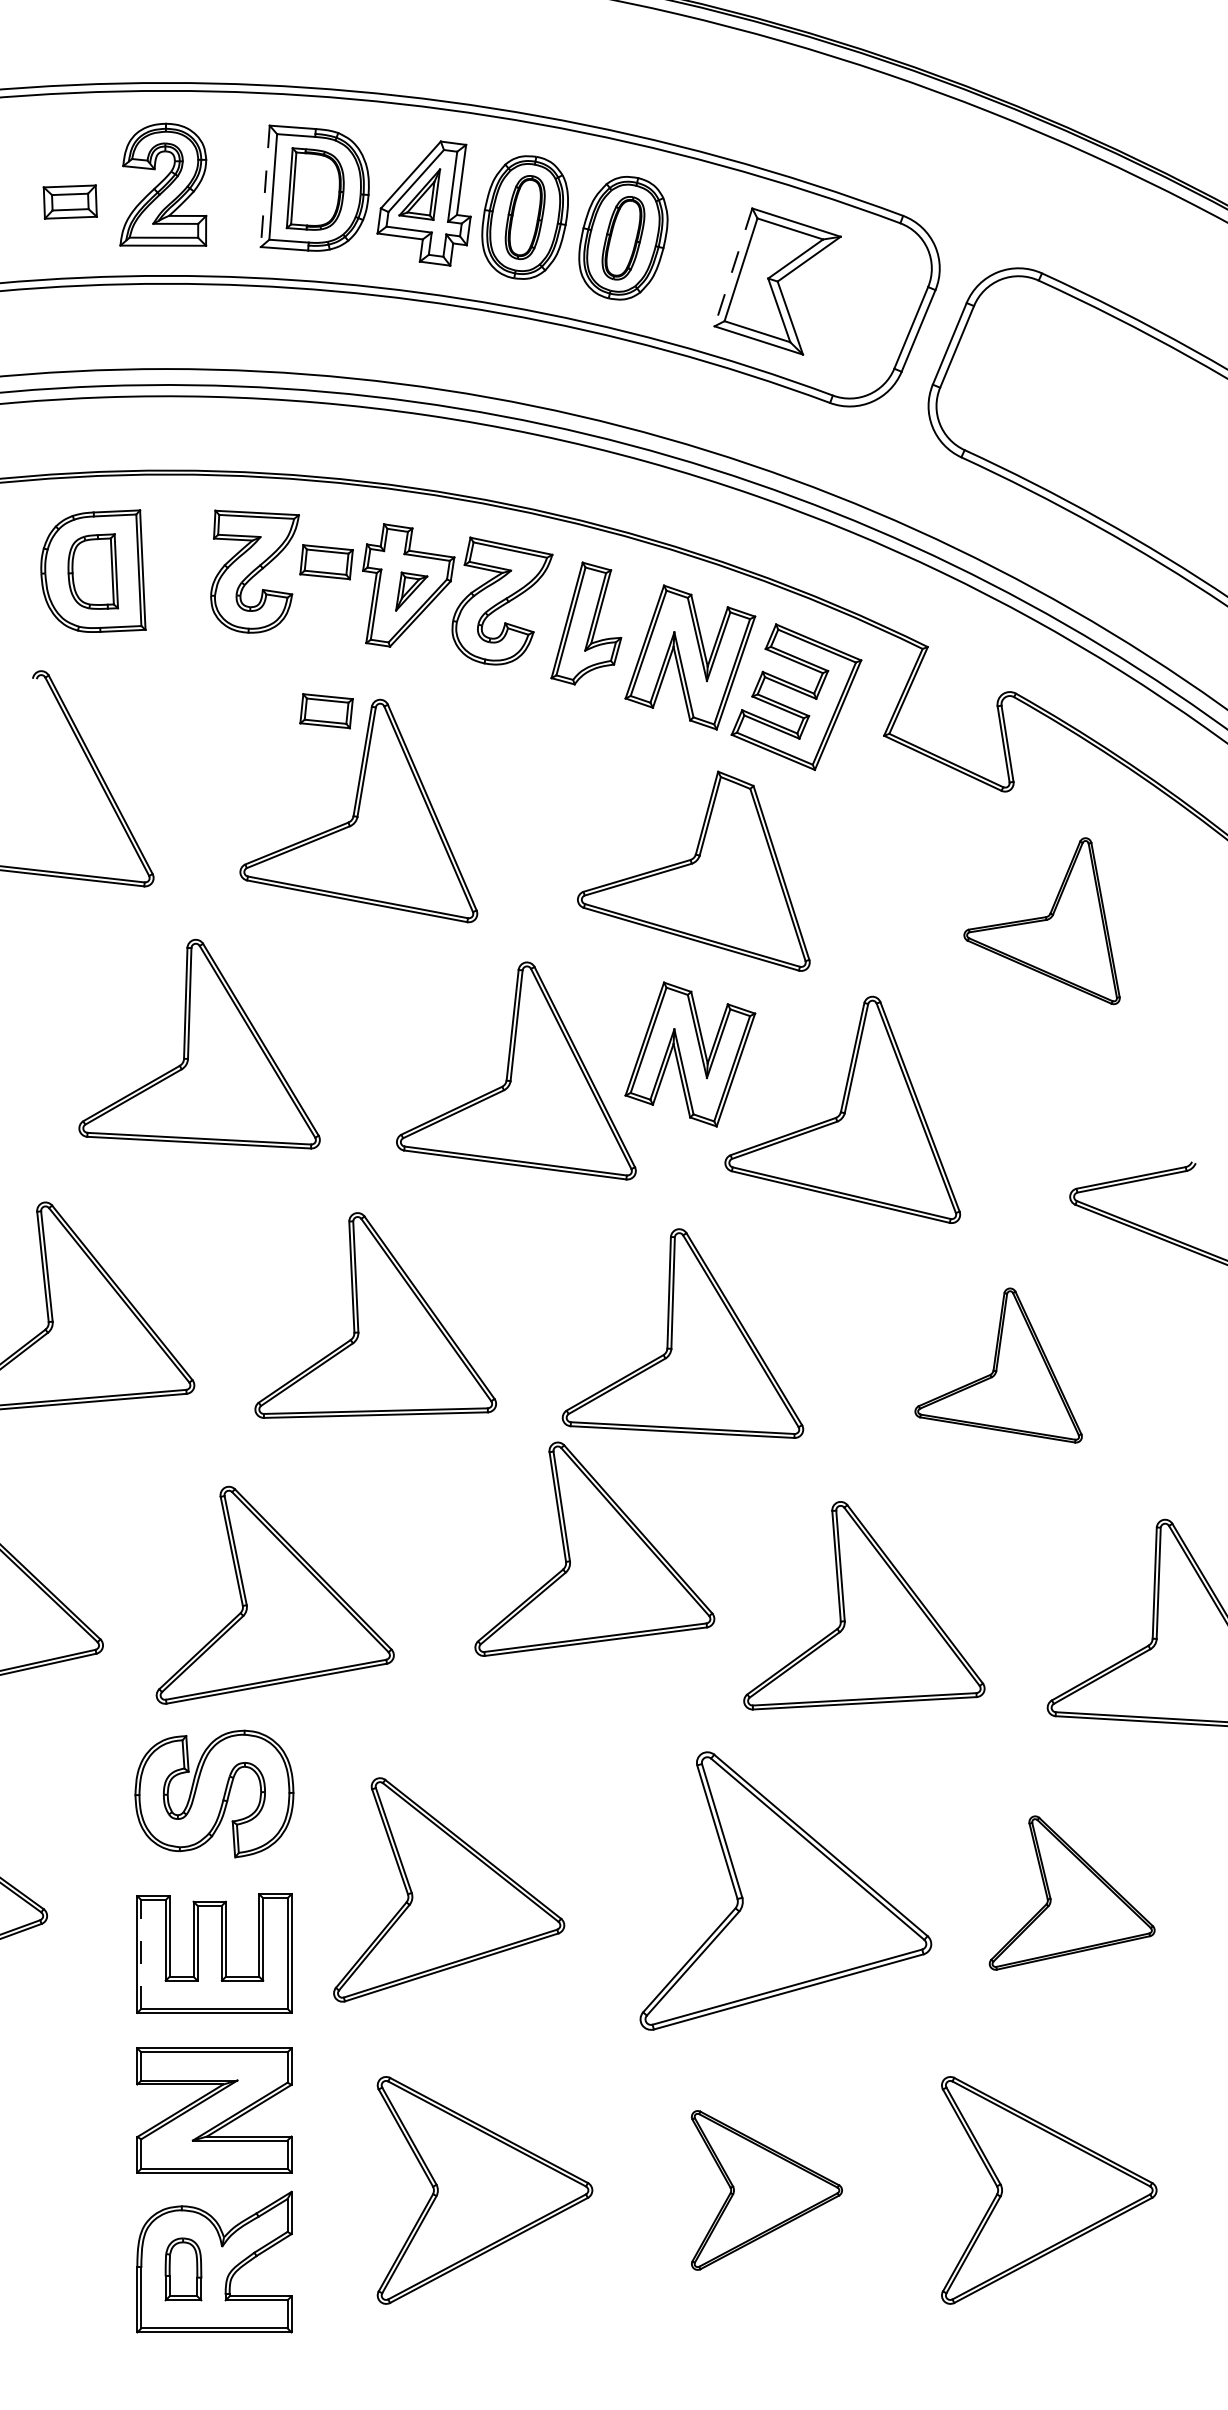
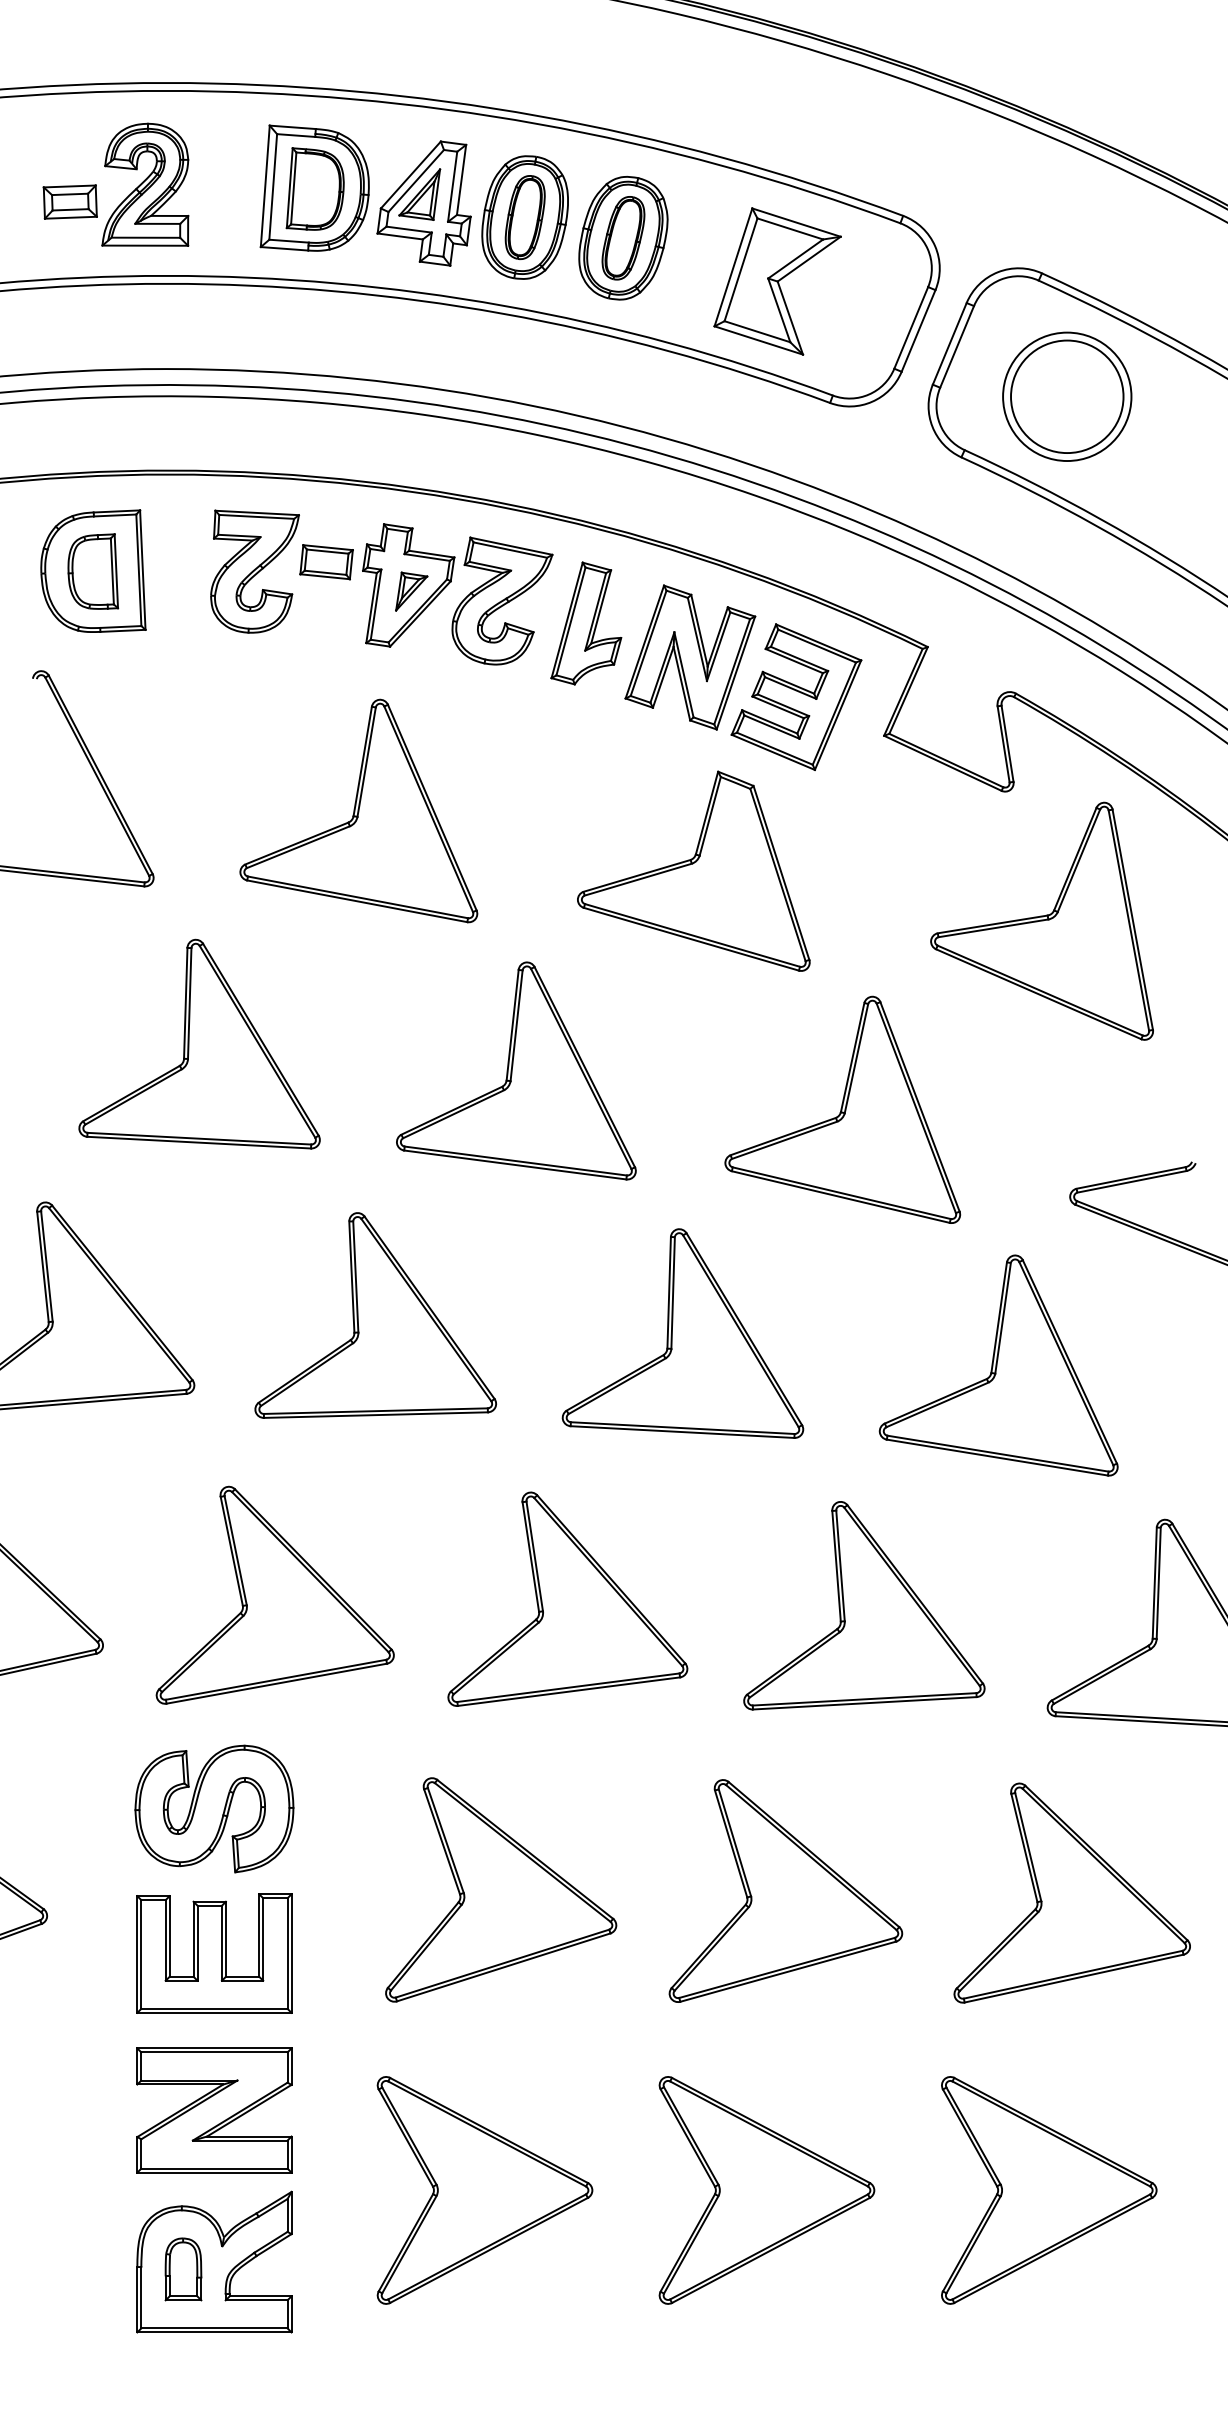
part position: (163, 184) -> (145, 184) (145, 184)
line: dashed -> solid (265, 186)
line: dashed -> solid (733, 267)
part: none -> present (1067, 396)
part: present -> none (326, 711)
part size: 158x169 px -> 224x240 px (1041, 920)
part: present -> none (690, 1054)
part size: 169x157 px -> 241x223 px (998, 1365)
part position: (594, 1548) -> (567, 1598) (567, 1598)
part position: (214, 1793) -> (214, 1808) (214, 1808)
part position: (449, 1889) -> (501, 1889) (501, 1889)
part size: 294x280 px -> 236x224 px (785, 1890)
part size: 168x156 px -> 238x222 px (1071, 1892)
line: dashed -> solid (141, 1954)
part size: 152x161 px -> 218x229 px (766, 2190)
